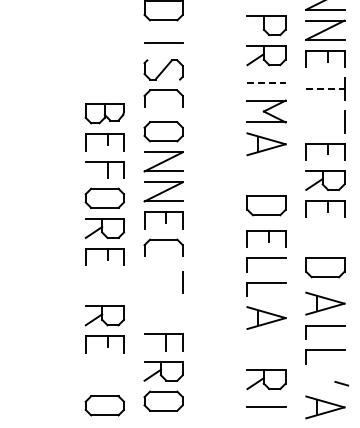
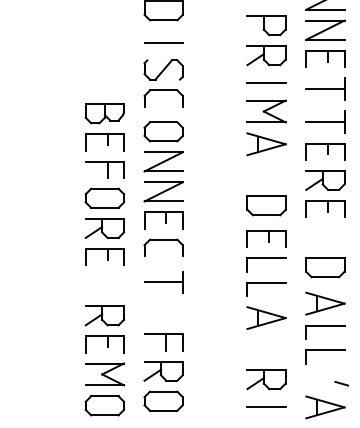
line: dashed -> solid (267, 83)
line: dashed -> solid (325, 88)
line: none -> present (325, 121)
line: none -> present (163, 282)
part: none -> present (104, 374)
